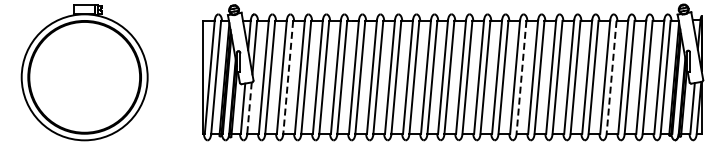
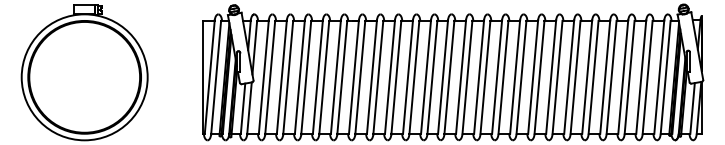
line: dashed -> solid (288, 77)
line: dashed -> solid (521, 77)
line: dashed -> solid (611, 77)
line: dashed -> solid (249, 108)
